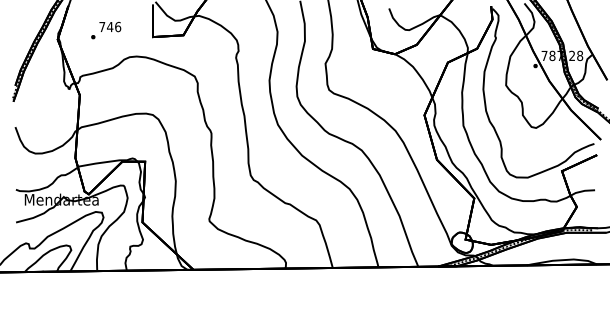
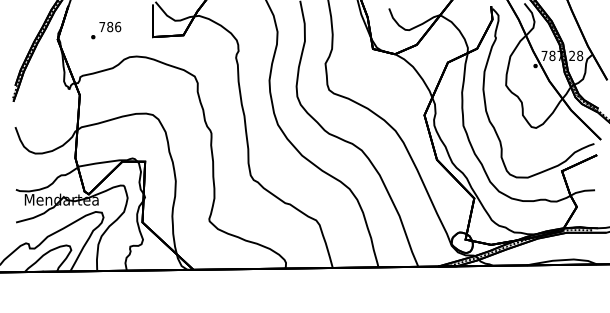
text: 746 -> 786 (110, 26)
